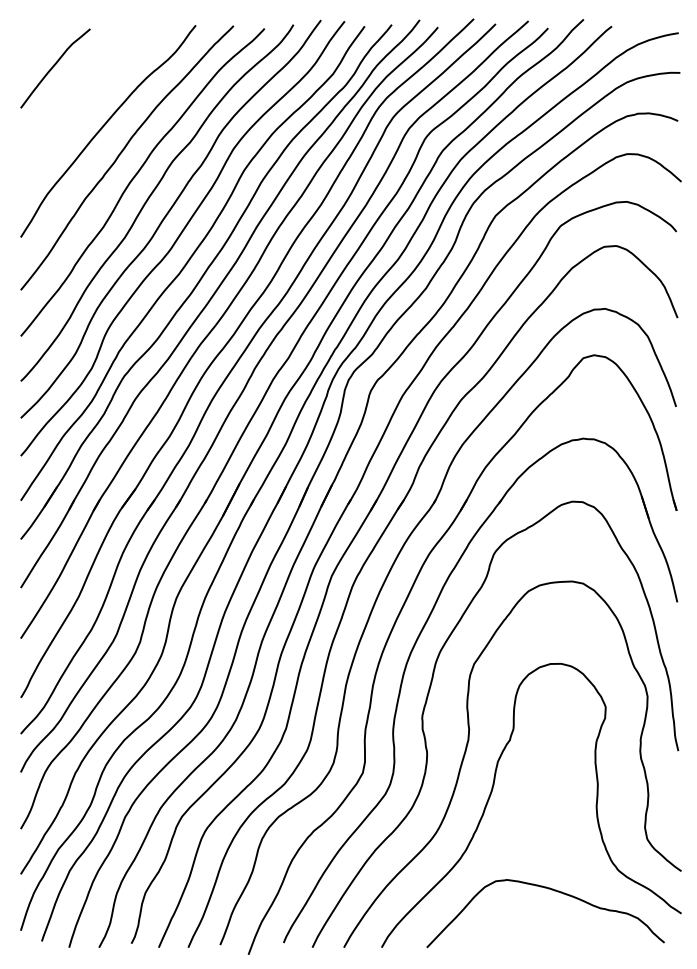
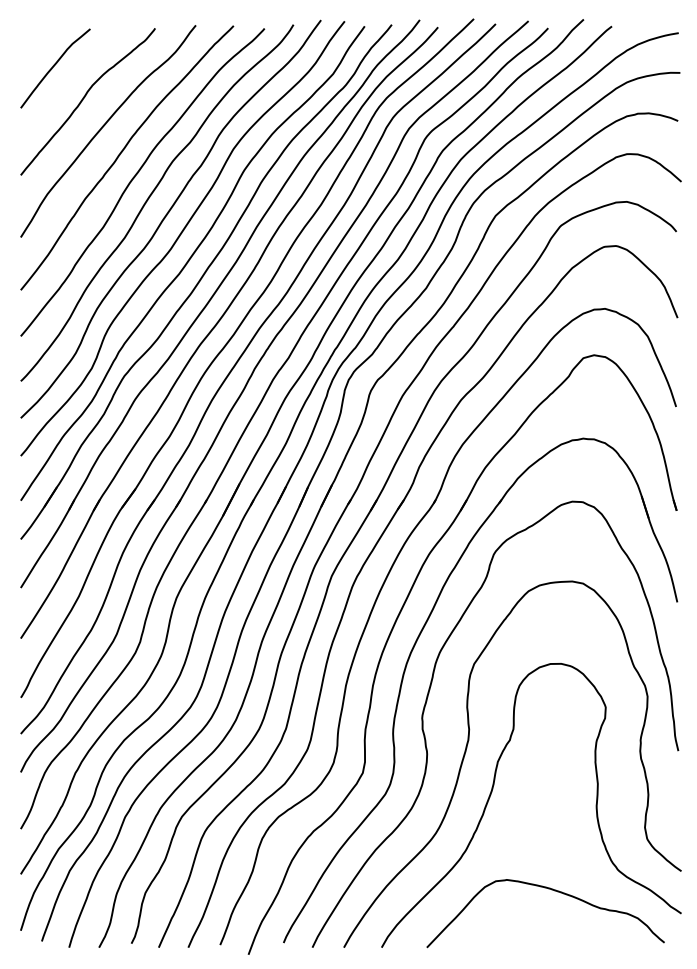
curve: none -> present (83, 100)
